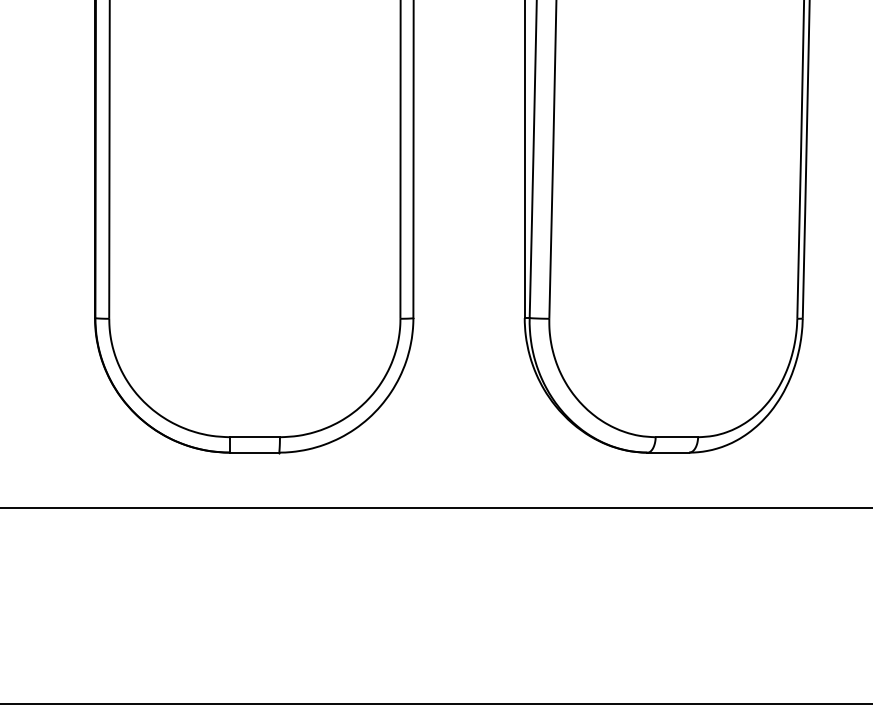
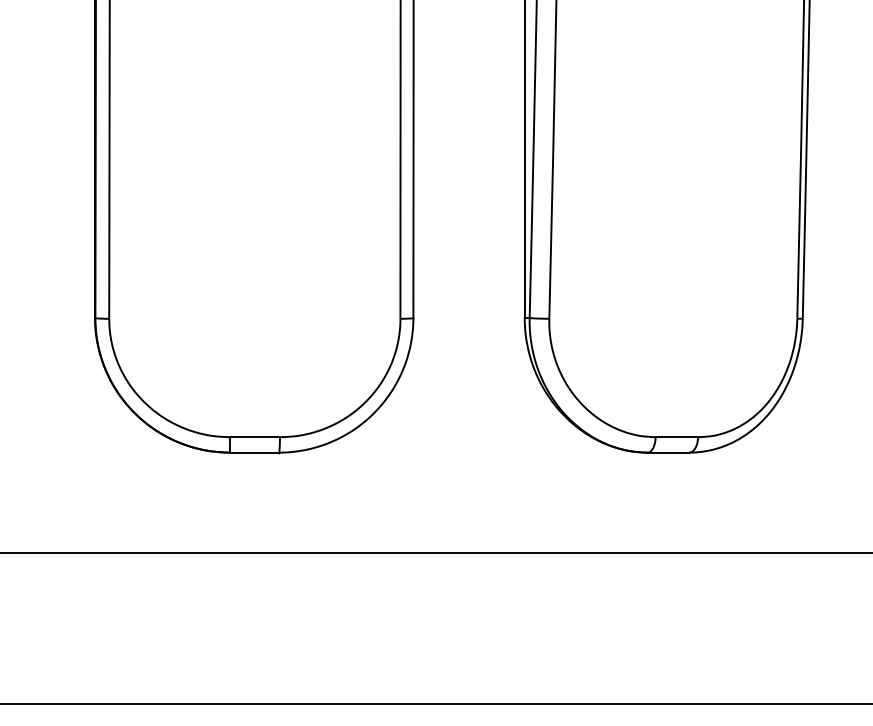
line position: (435, 507) -> (435, 552) (435, 552)
